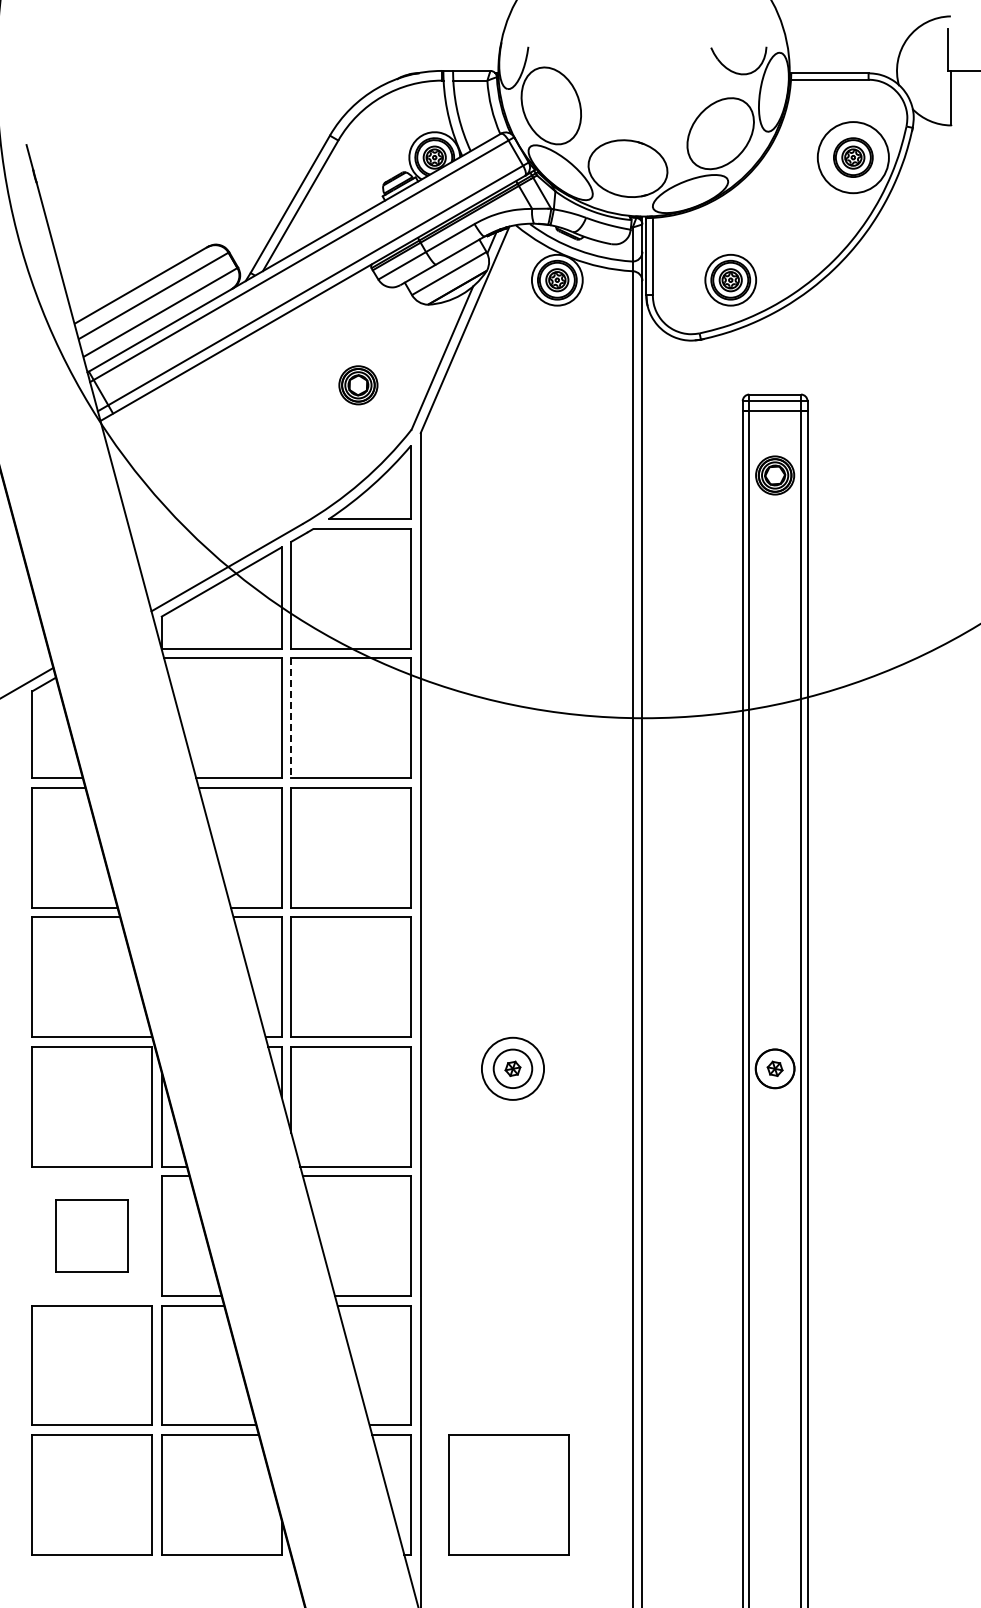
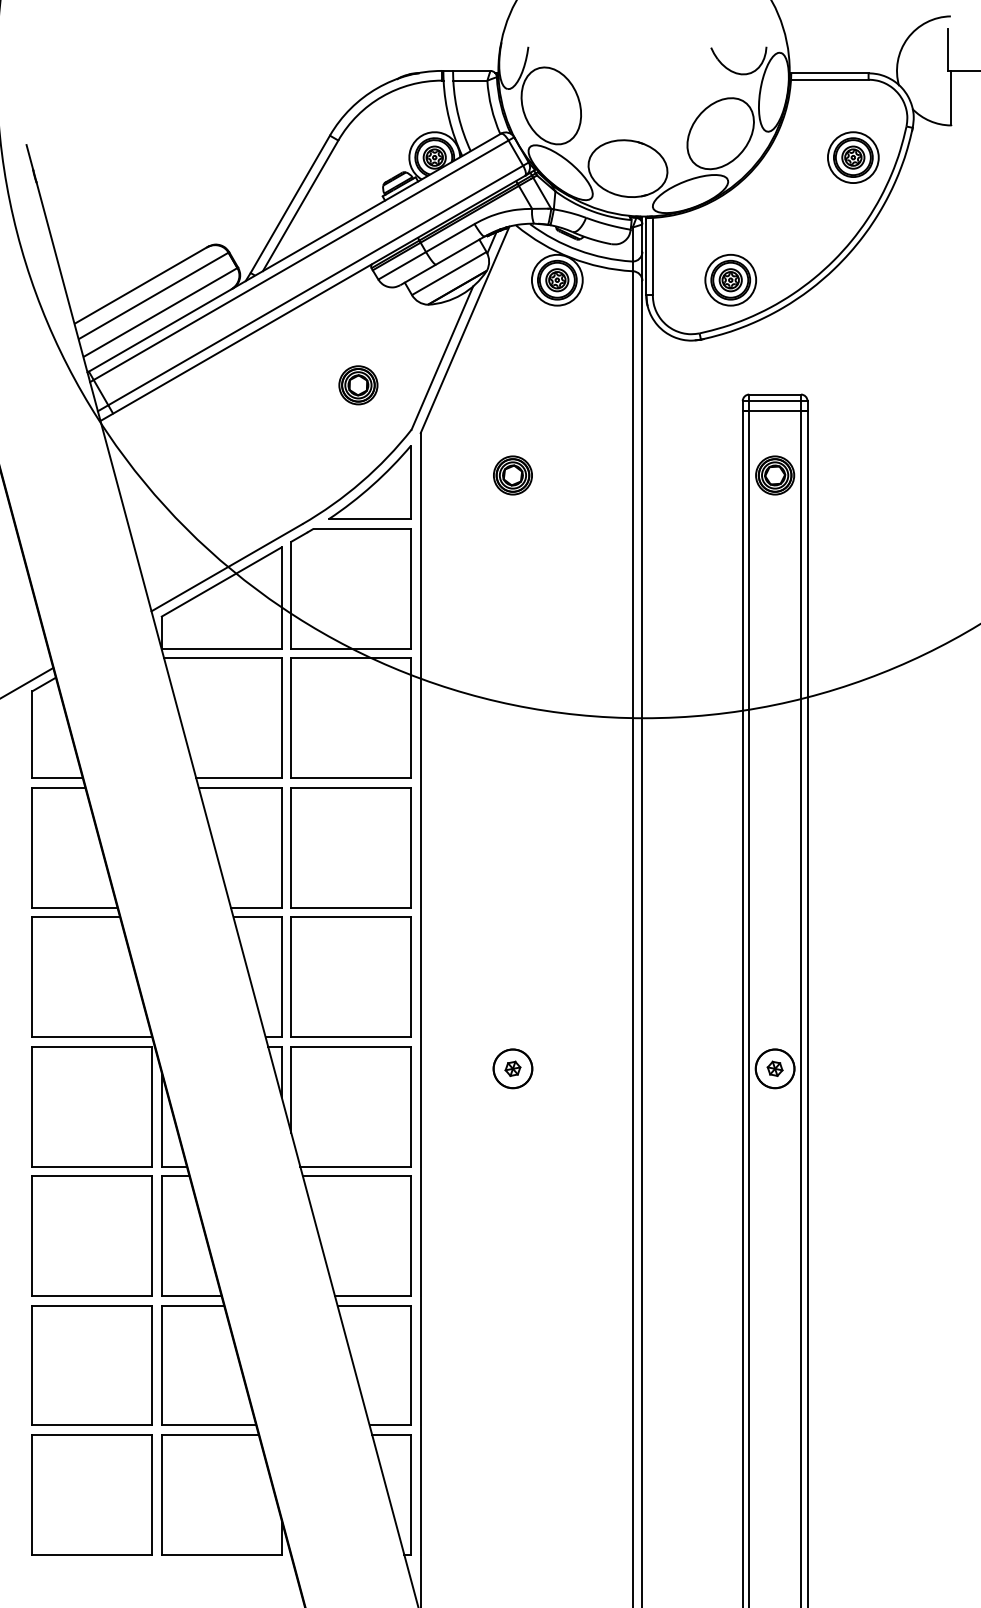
circle diameter: 71 px -> 51 px (852, 157)
part: none -> present (512, 475)
line: dashed -> solid (291, 718)
circle diameter: 62 px -> 39 px (512, 1068)
part size: 74x74 px -> 122x122 px (91, 1235)
part: present -> none (508, 1494)
